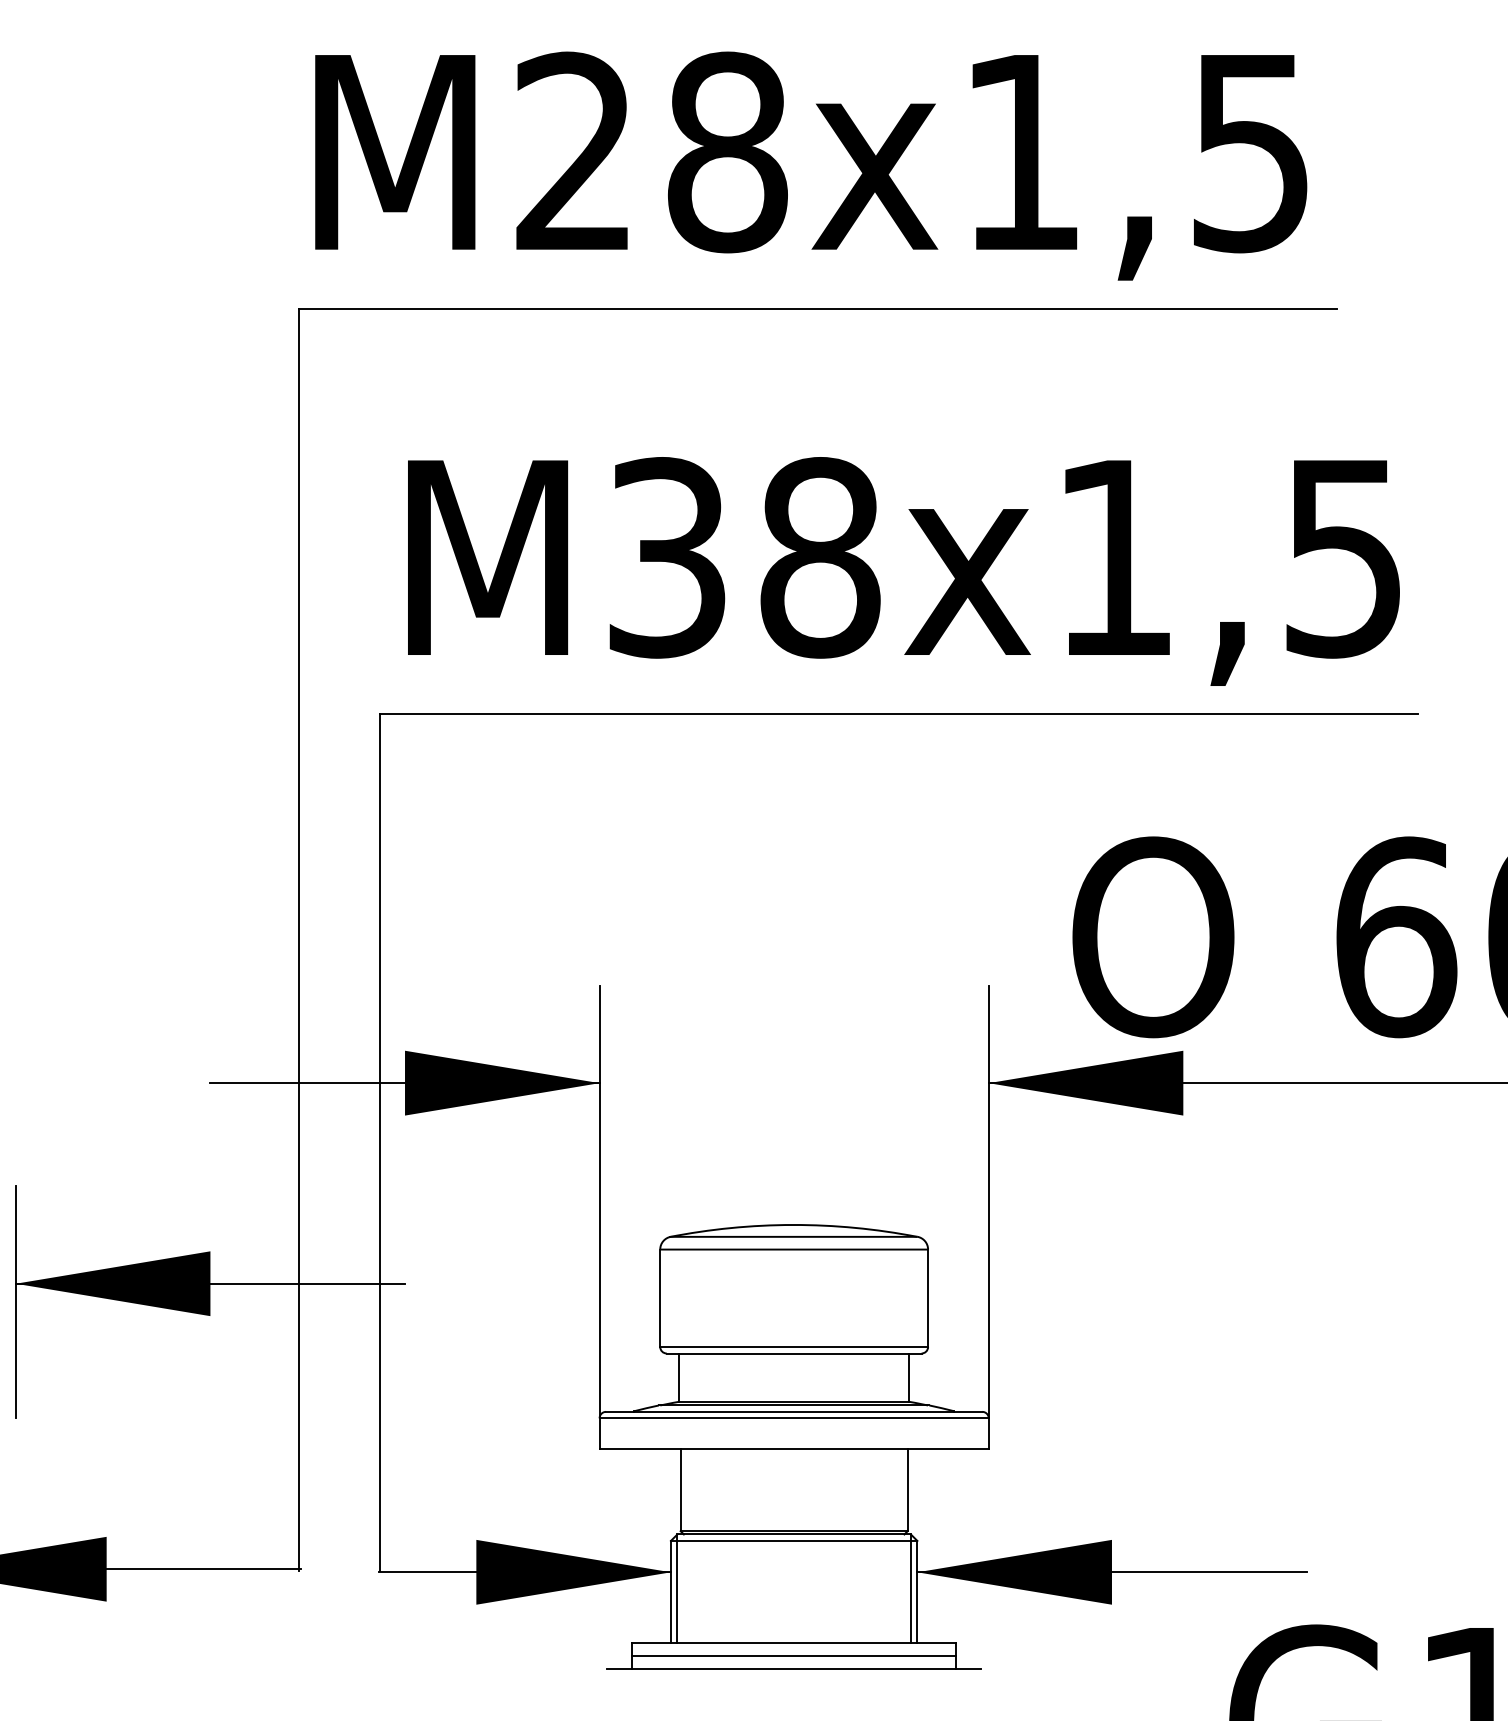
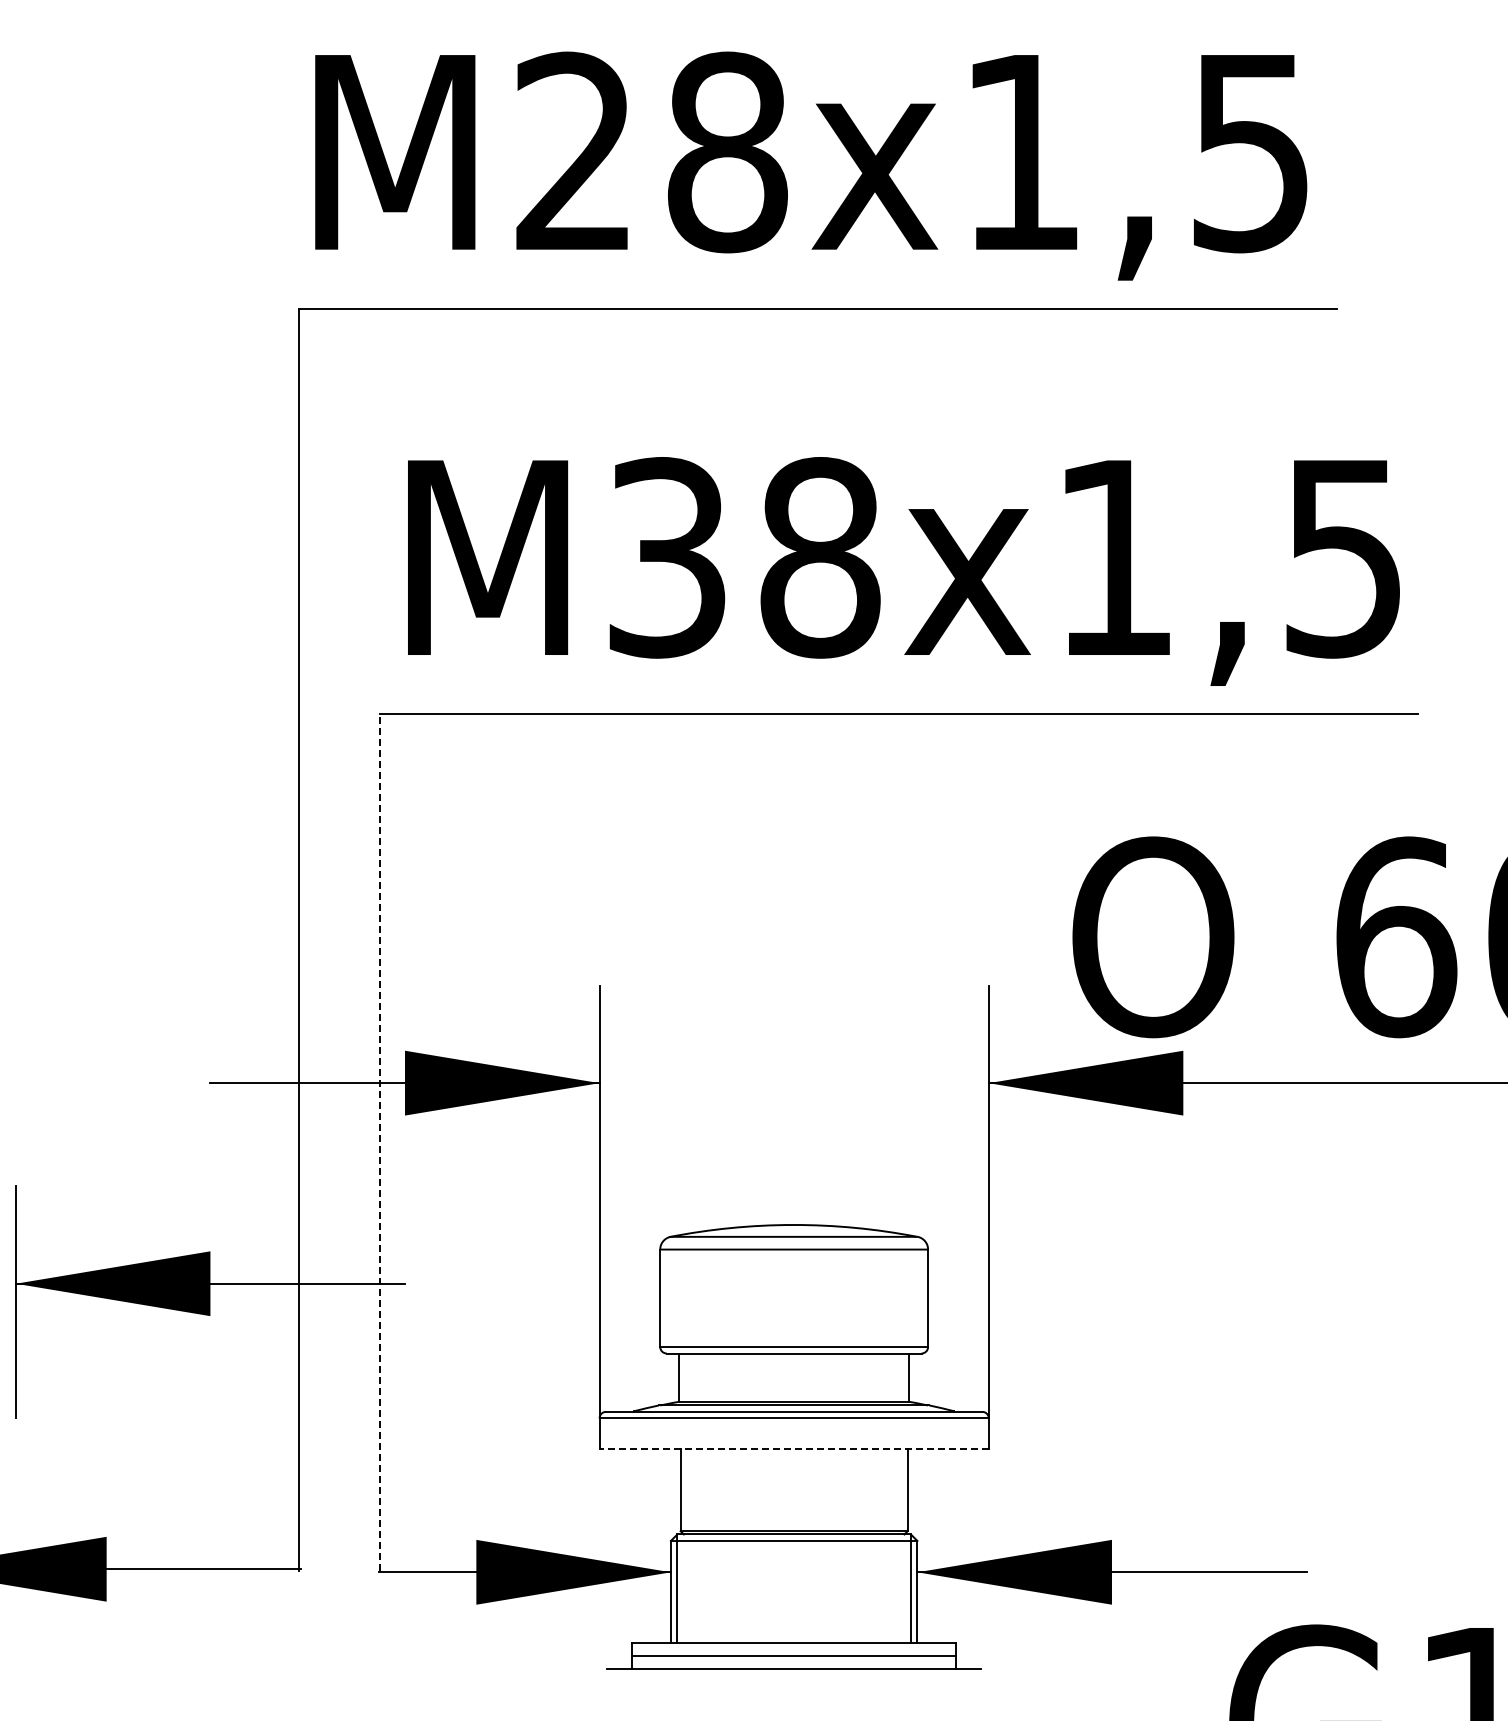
line: solid -> dashed (379, 1142)
line: solid -> dashed (794, 1448)
